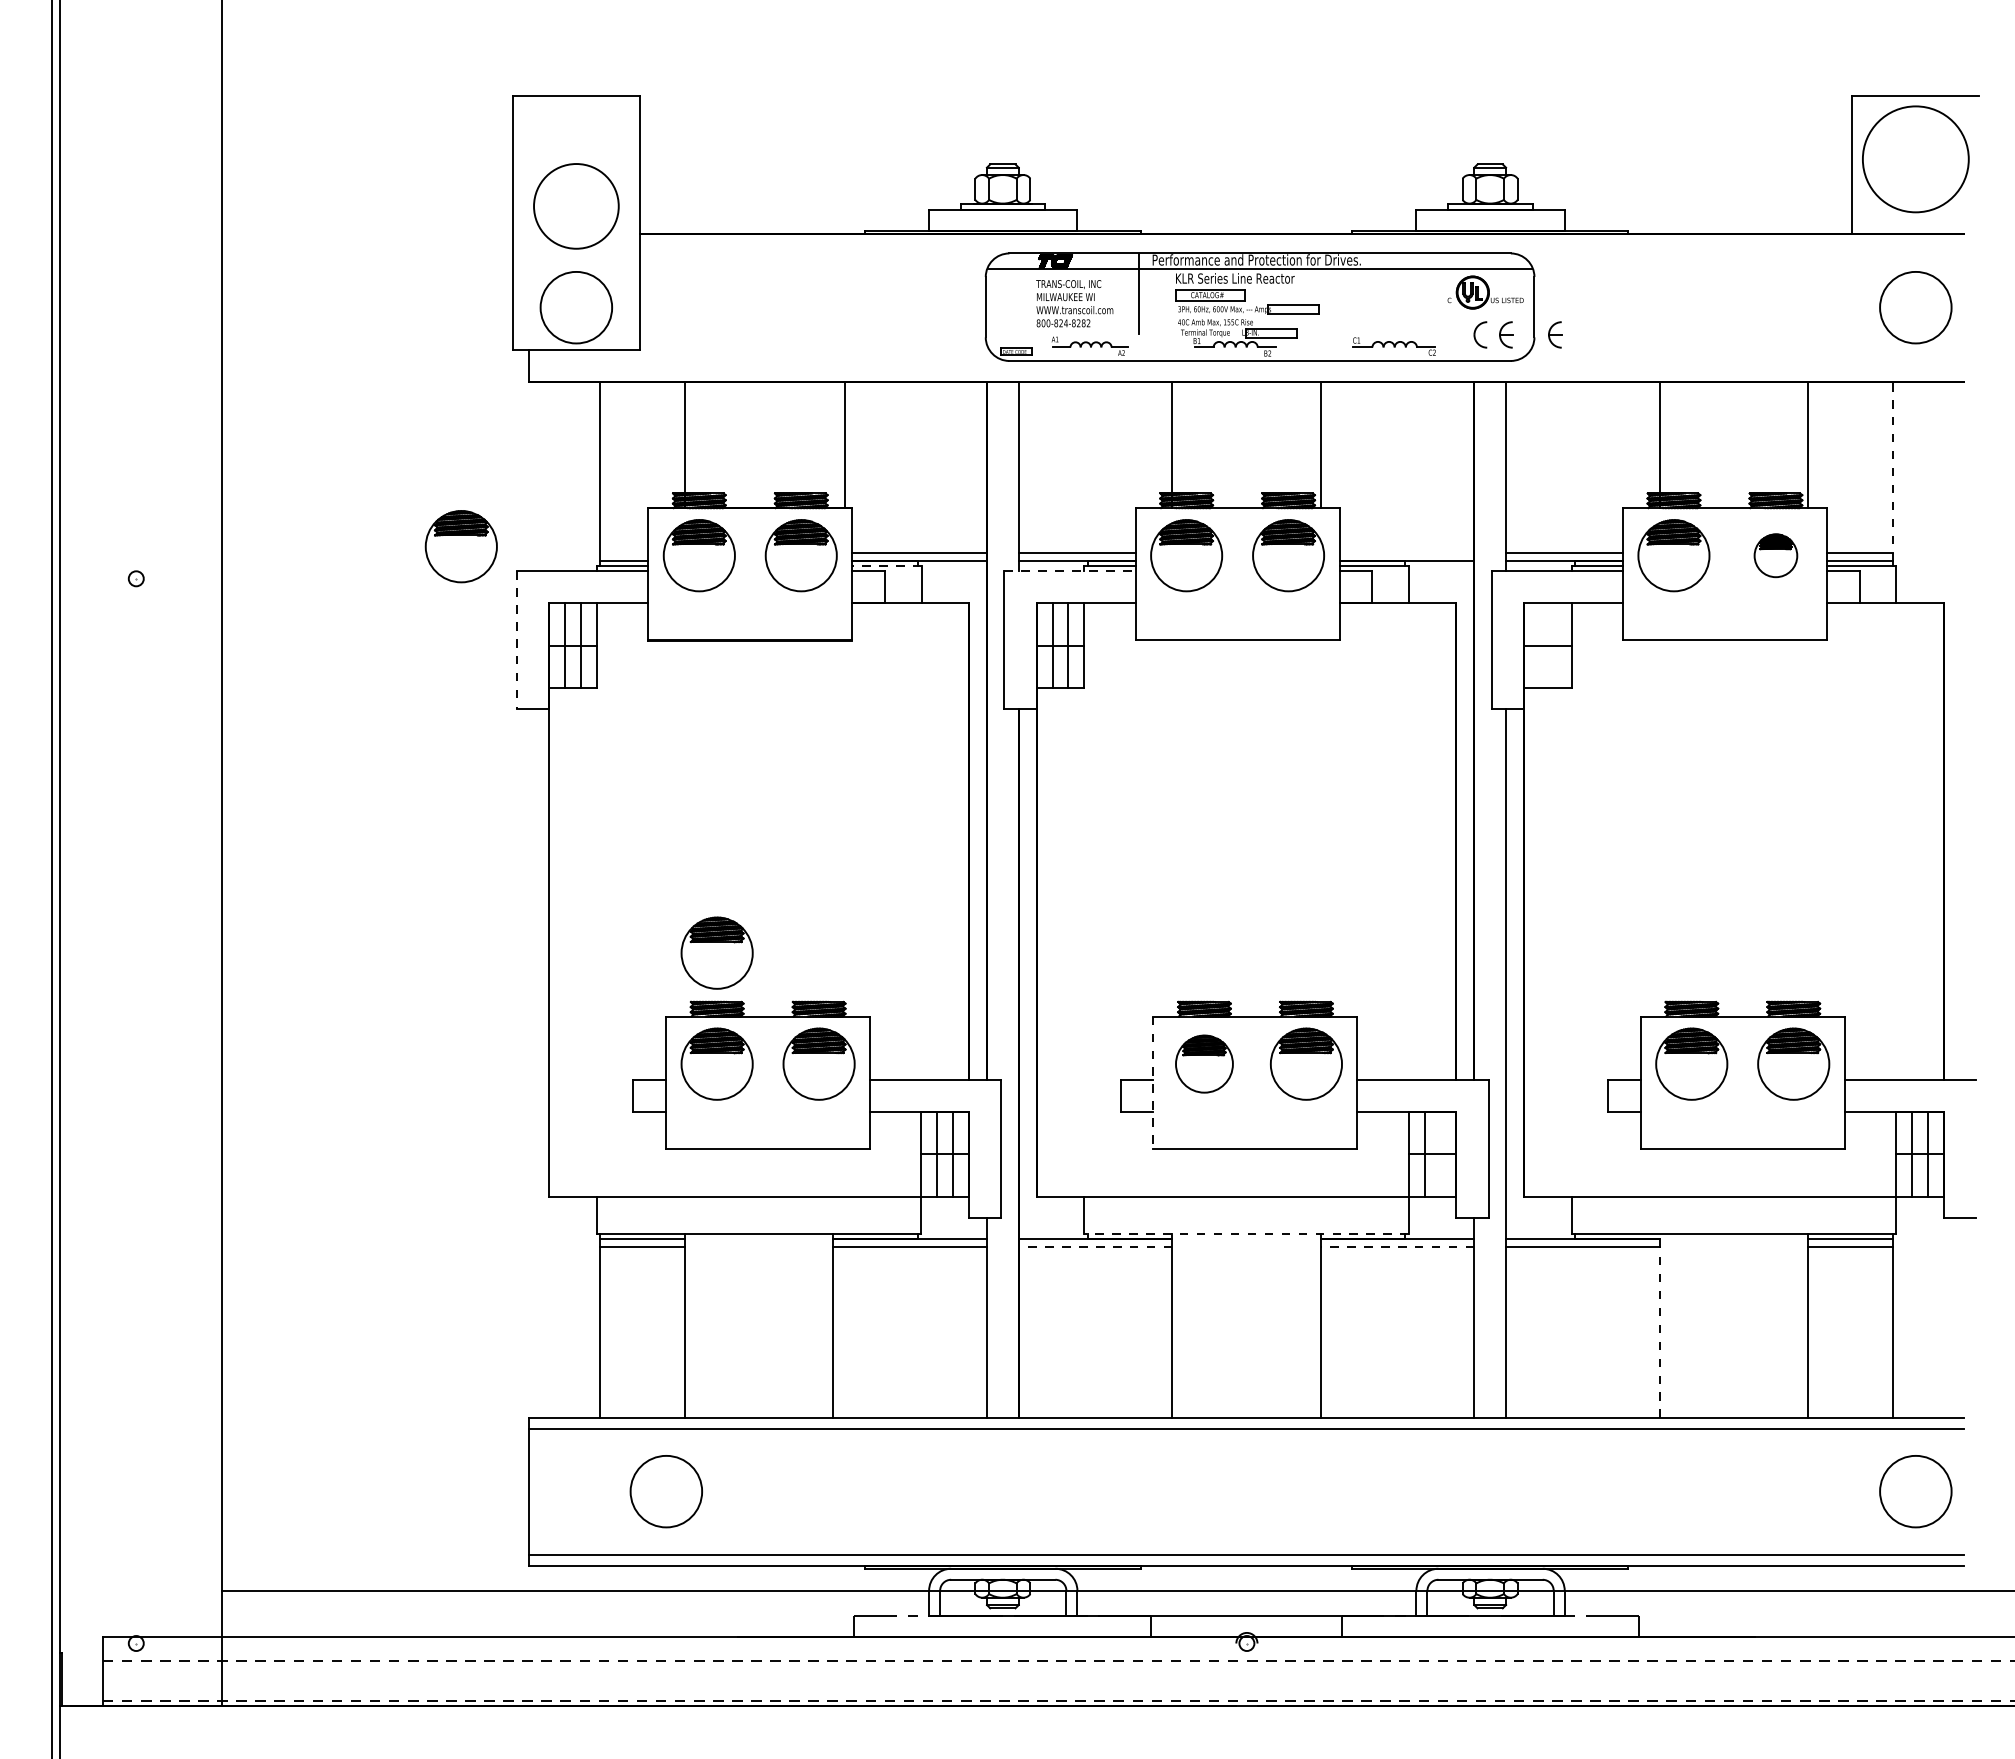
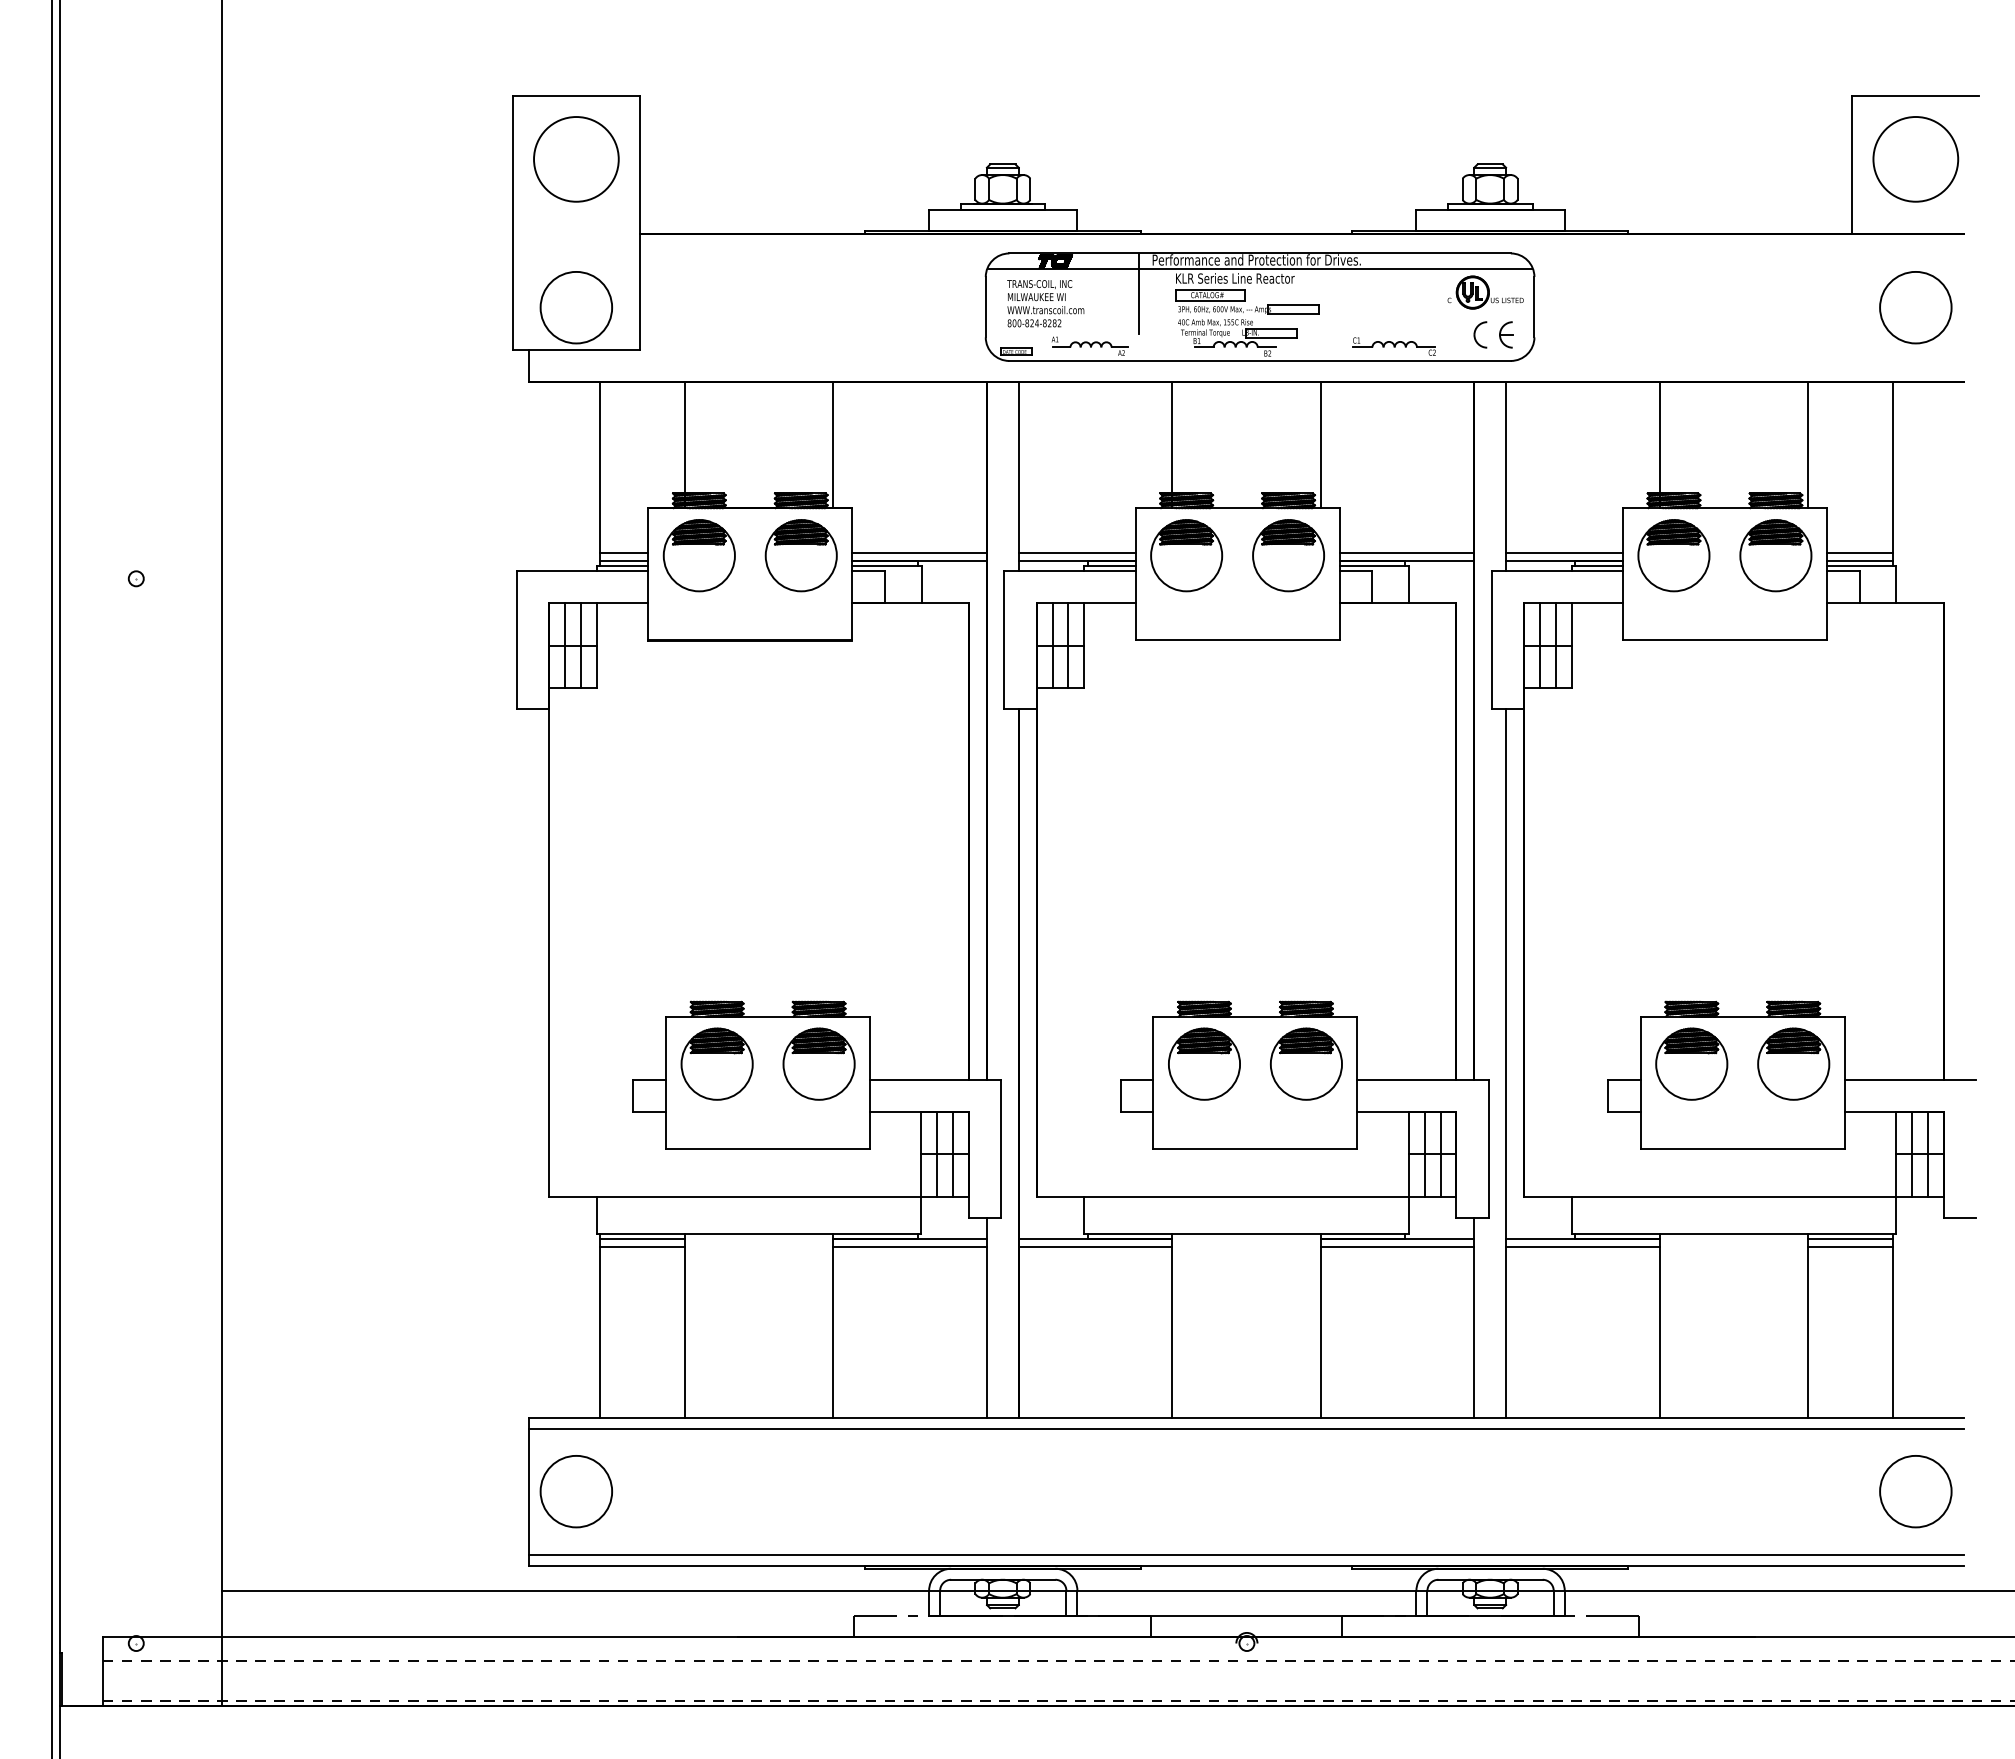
circle diameter: 106 px -> 85 px (1915, 159)
circle position: (576, 206) -> (576, 159) (576, 159)
text position: (1074, 303) -> (1045, 303) (1045, 303)
part: present -> none (1555, 334)
line position: (845, 445) -> (833, 445) (833, 445)
line: dashed -> solid (1892, 471)
part: present -> none (460, 546)
line: none -> present (624, 553)
line: none -> present (1406, 553)
part size: 46x46 px -> 74x74 px (1775, 555)
line: dashed -> solid (886, 566)
line: dashed -> solid (1070, 571)
line: dashed -> solid (517, 640)
line: none -> present (1539, 645)
line: none -> present (1555, 645)
part: present -> none (716, 952)
part size: 59x60 px -> 73x74 px (1204, 1063)
line: dashed -> solid (1153, 1083)
line: none -> present (1440, 1153)
line: dashed -> solid (1246, 1234)
line: dashed -> solid (1095, 1246)
line: dashed -> solid (1397, 1246)
line: dashed -> solid (1659, 1325)
circle position: (665, 1491) -> (575, 1491) (575, 1491)
